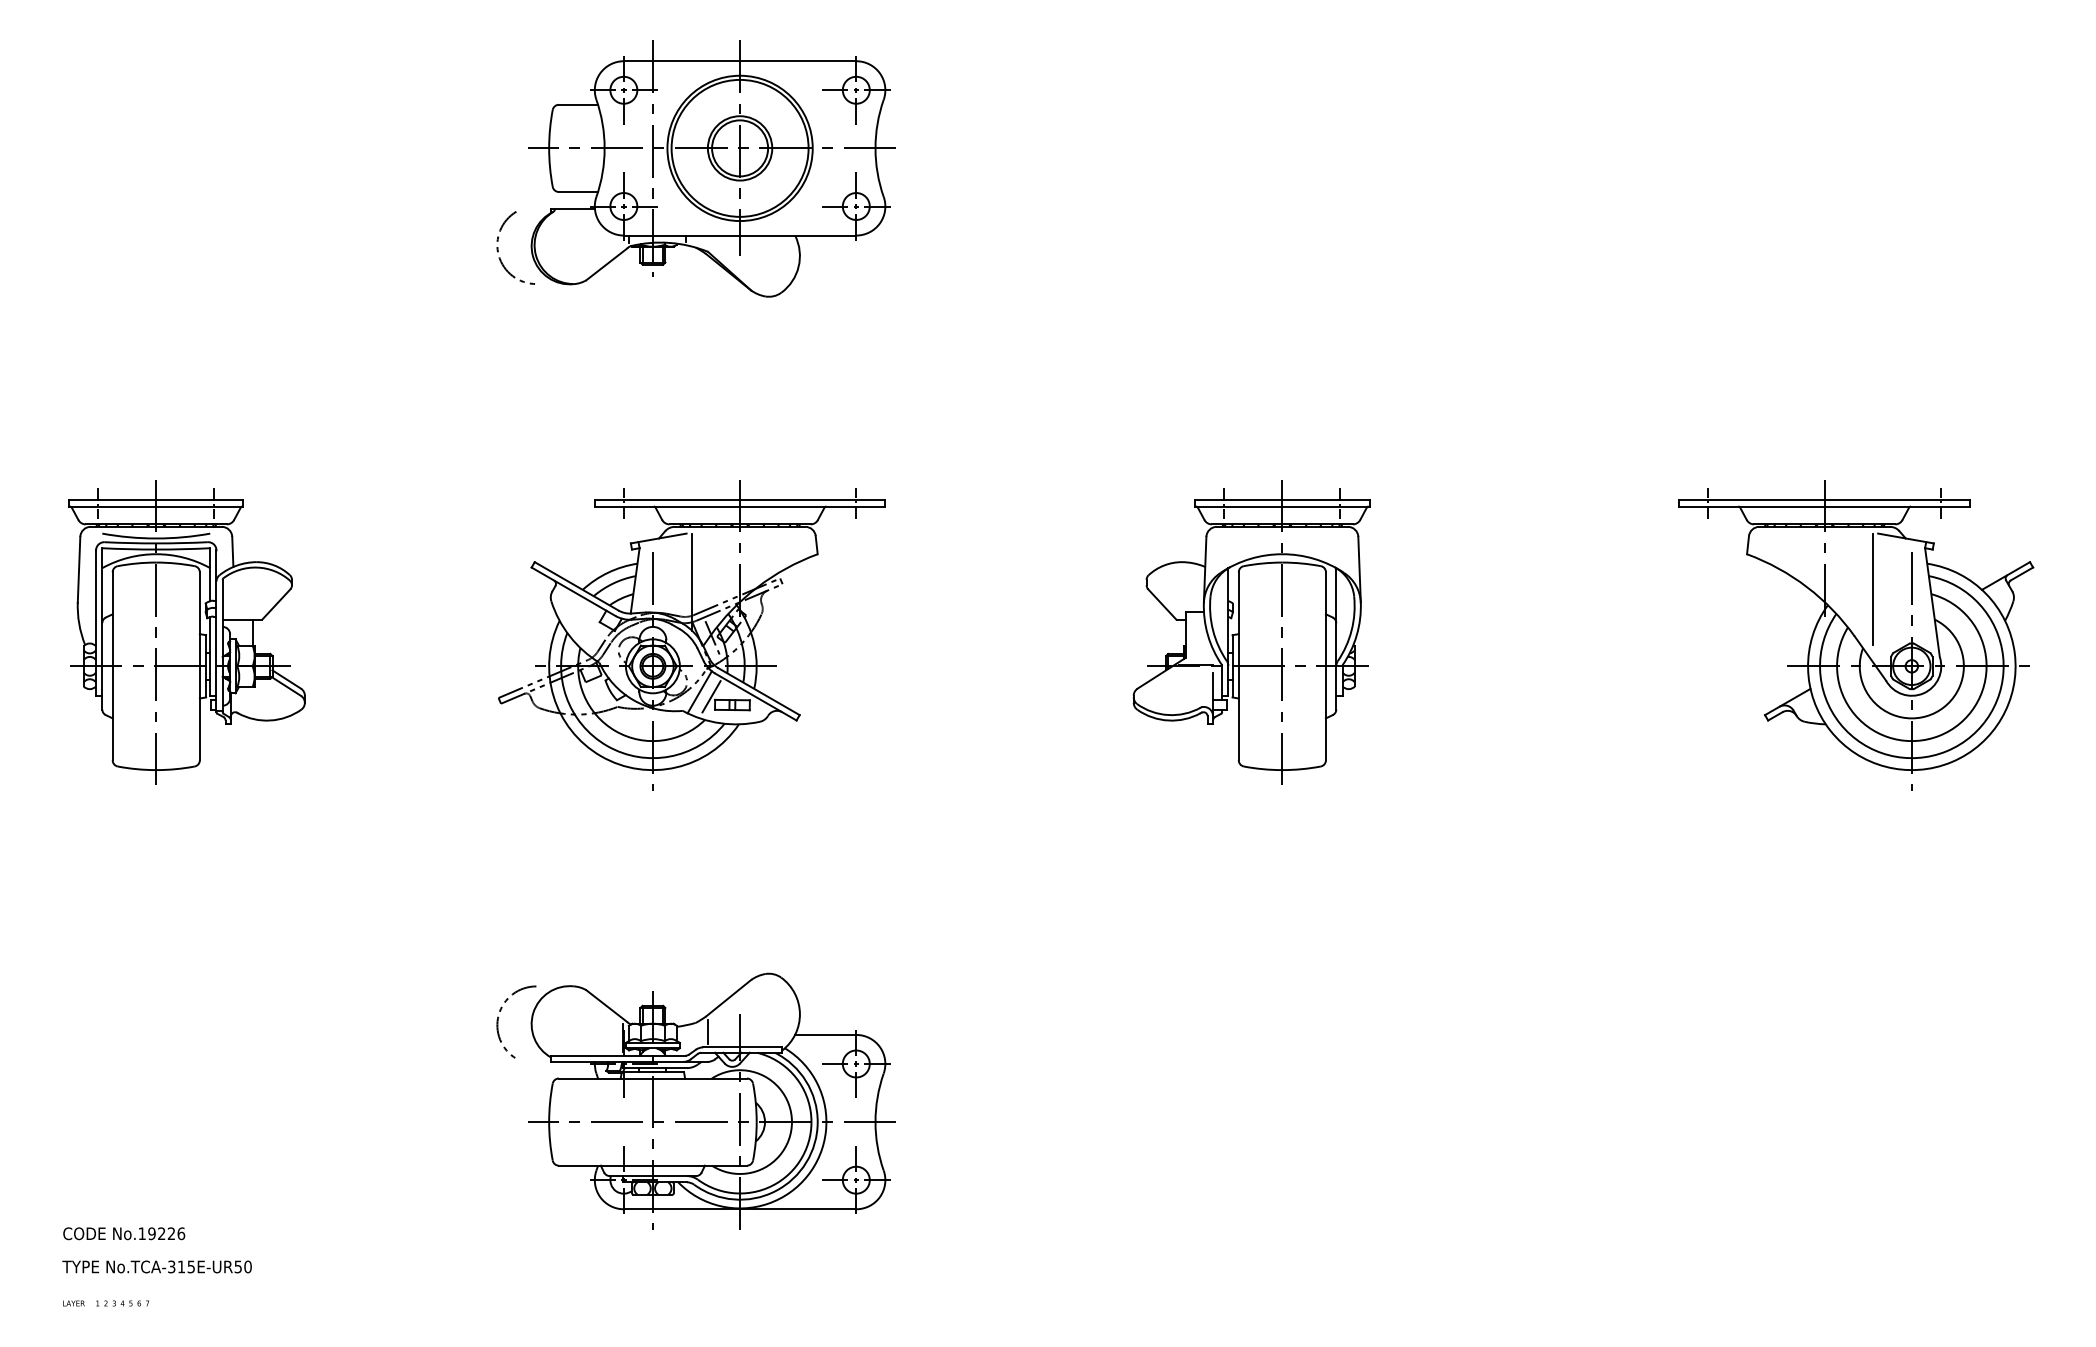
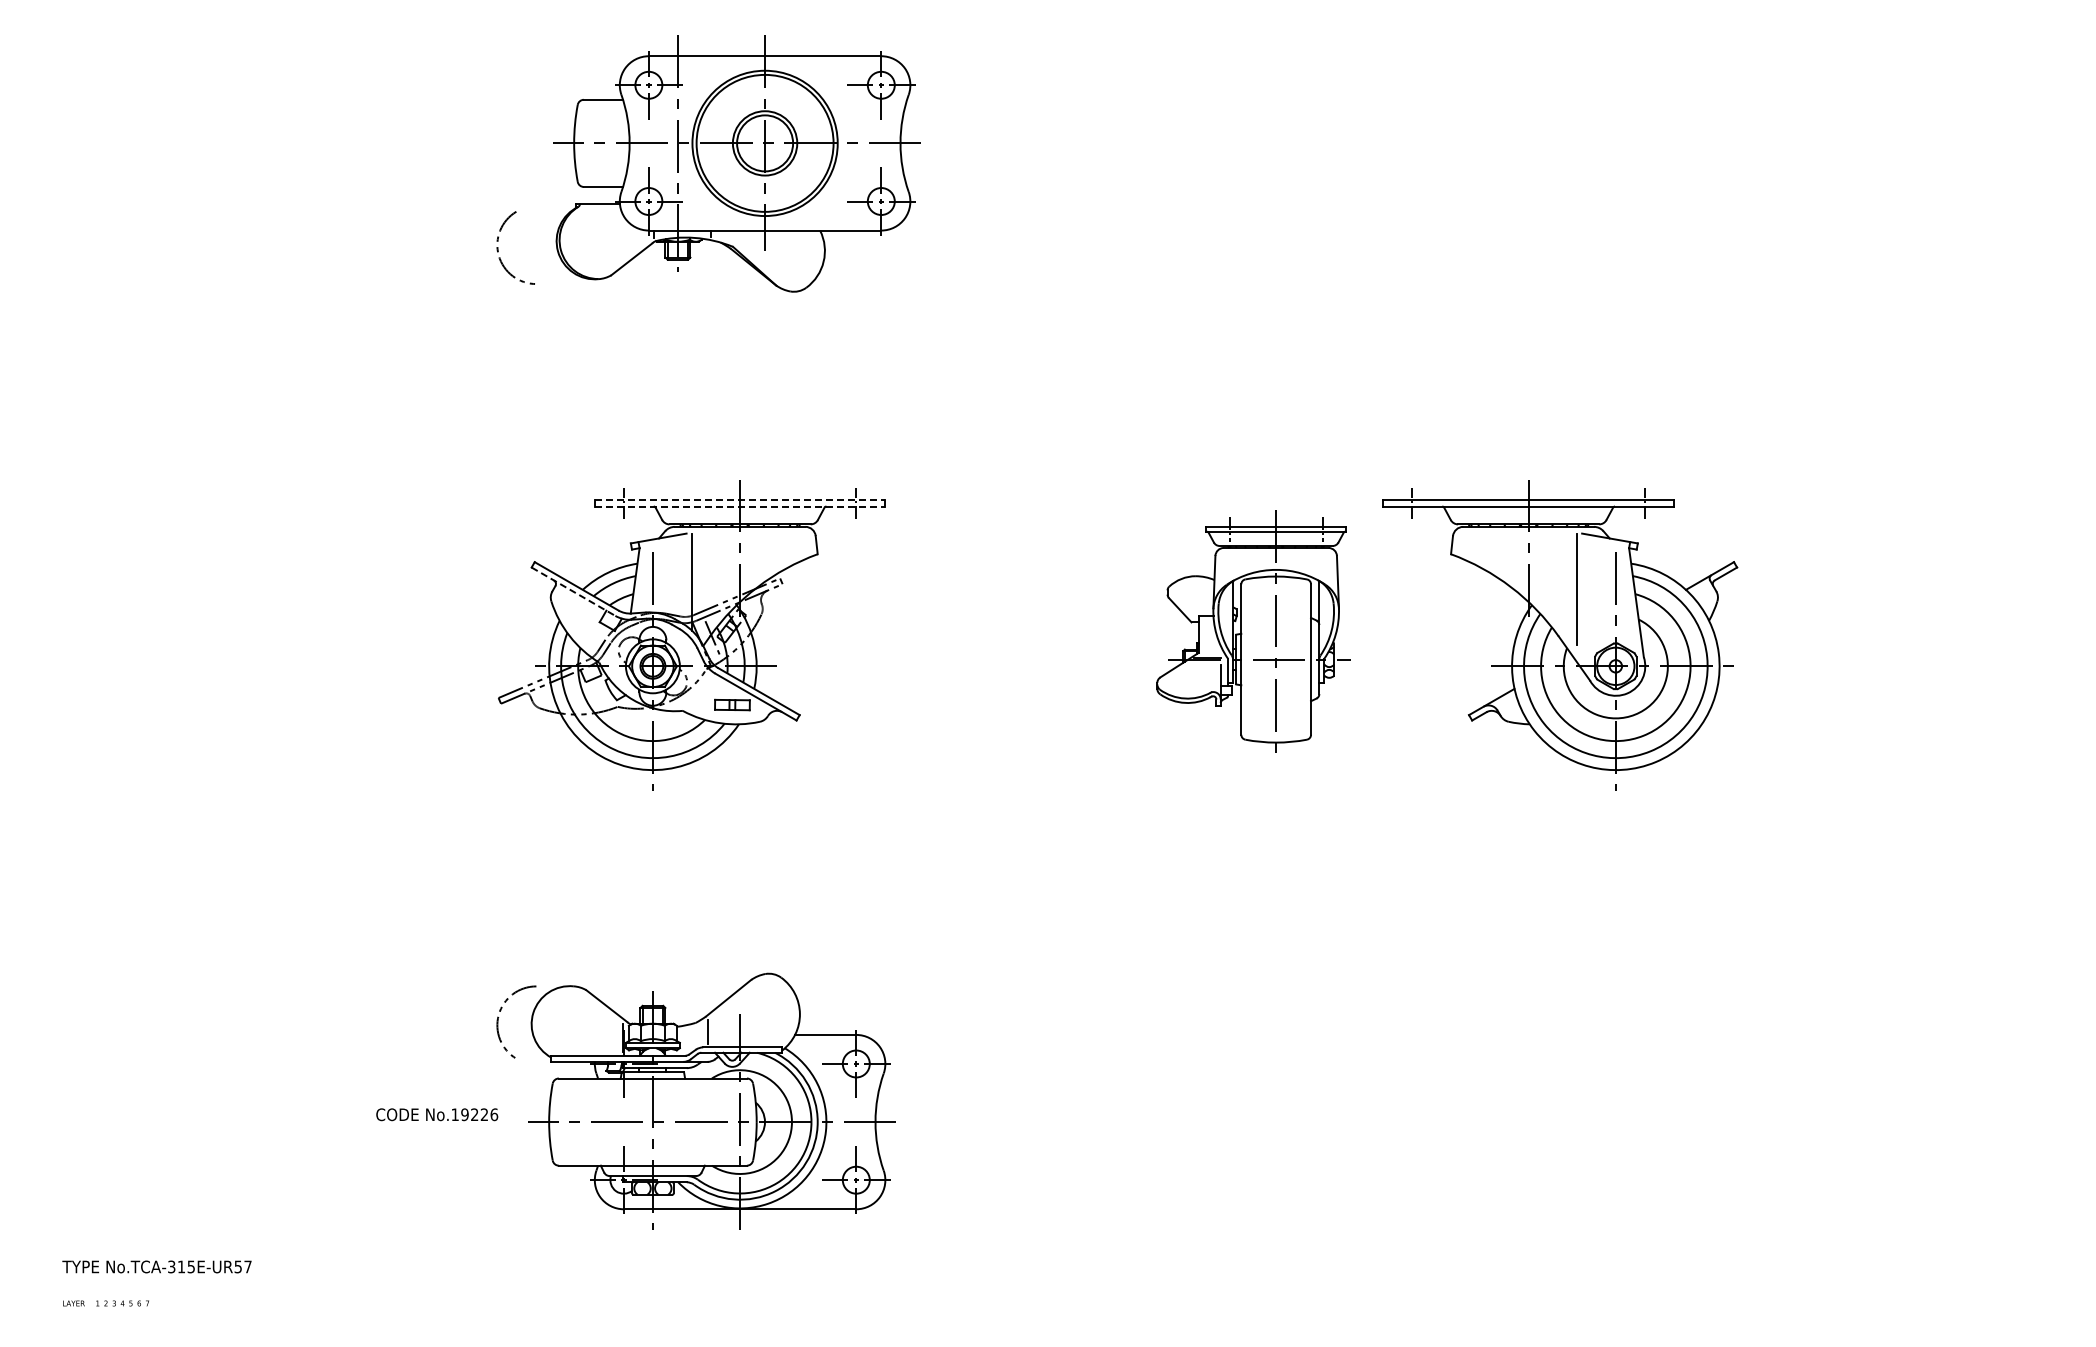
part position: (711, 168) -> (736, 163) (736, 163)
line: solid -> dashed (740, 500)
line: solid -> dashed (740, 506)
line: solid -> dashed (573, 591)
part: present -> none (186, 632)
part size: 239x305 px -> 195x243 px (1253, 631)
part position: (1856, 635) -> (1560, 635) (1560, 635)
line: present -> none (699, 692)
line: present -> none (711, 696)
text position: (124, 1233) -> (437, 1114) (437, 1114)
text: No.TCA-315E-UR50 -> No.TCA-315E-UR57 (247, 1266)
